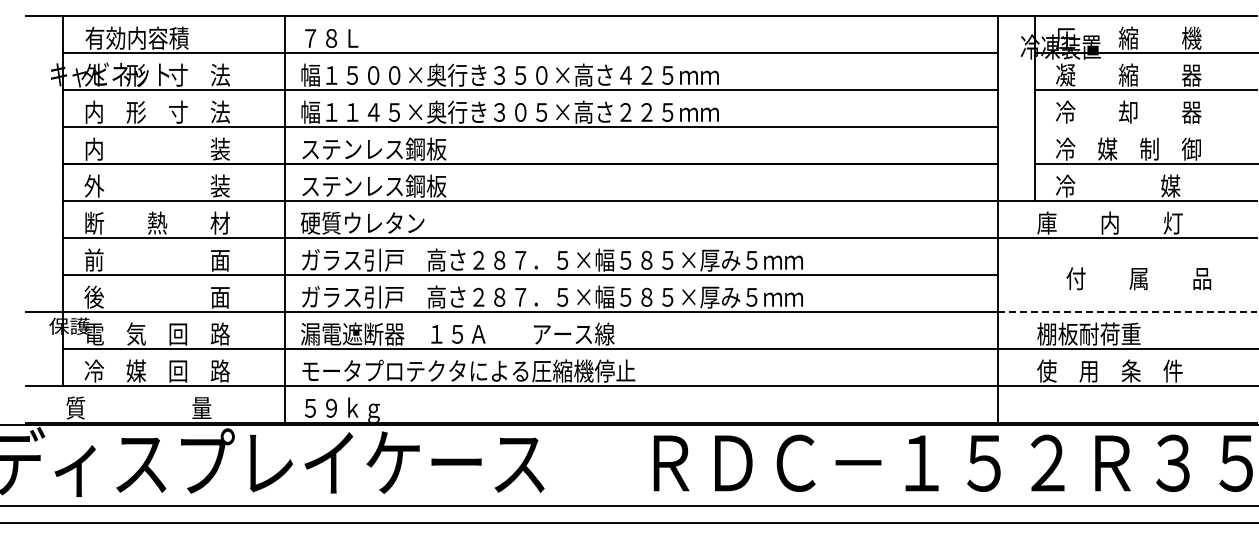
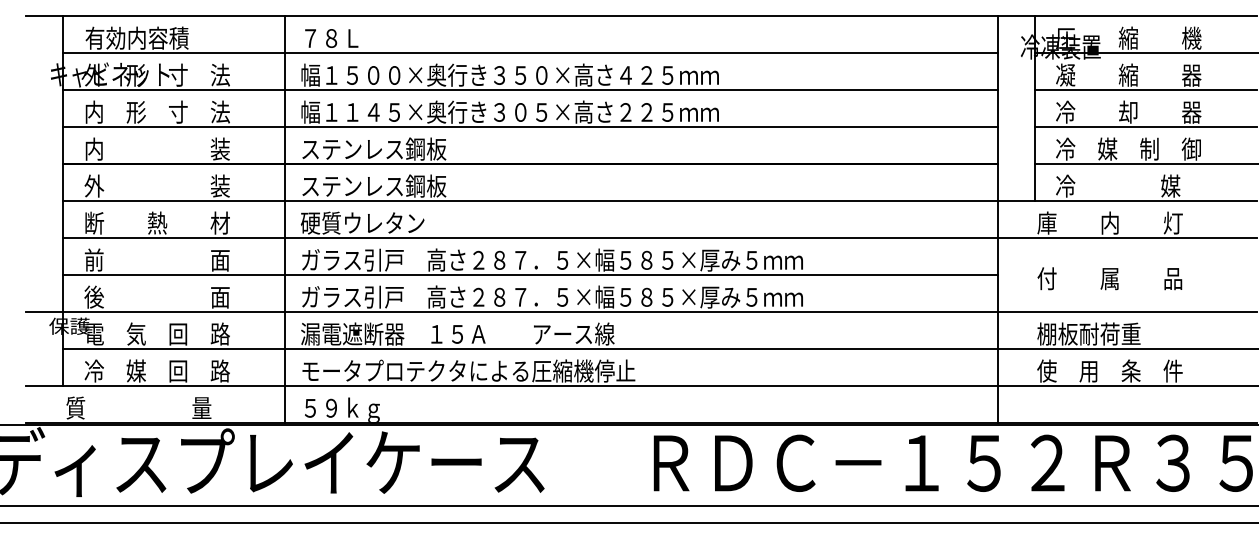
line: none -> present (1144, 127)
text position: (1138, 278) -> (1109, 278) (1109, 278)
line: dashed -> solid (1127, 312)
